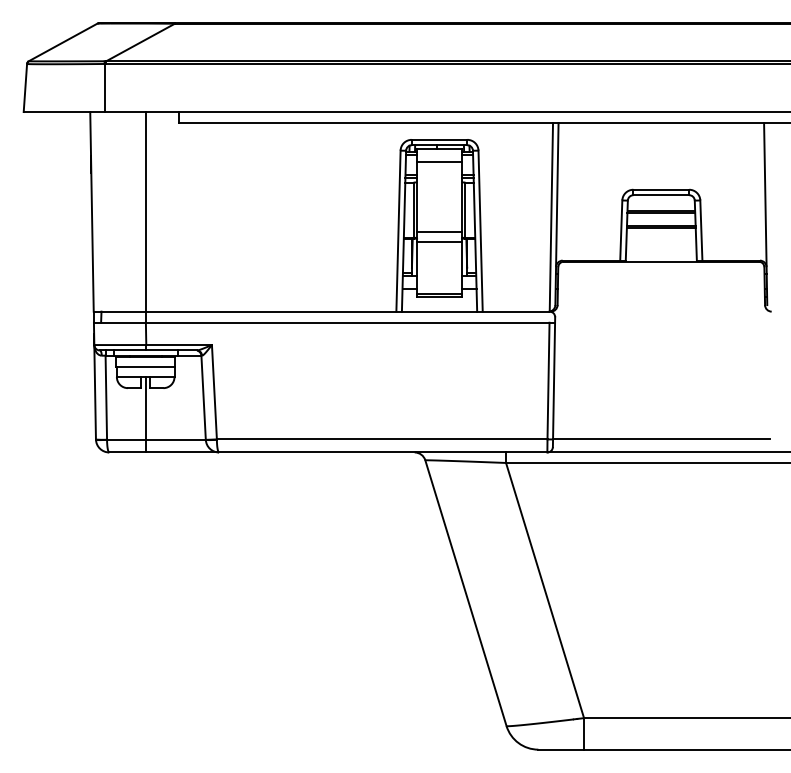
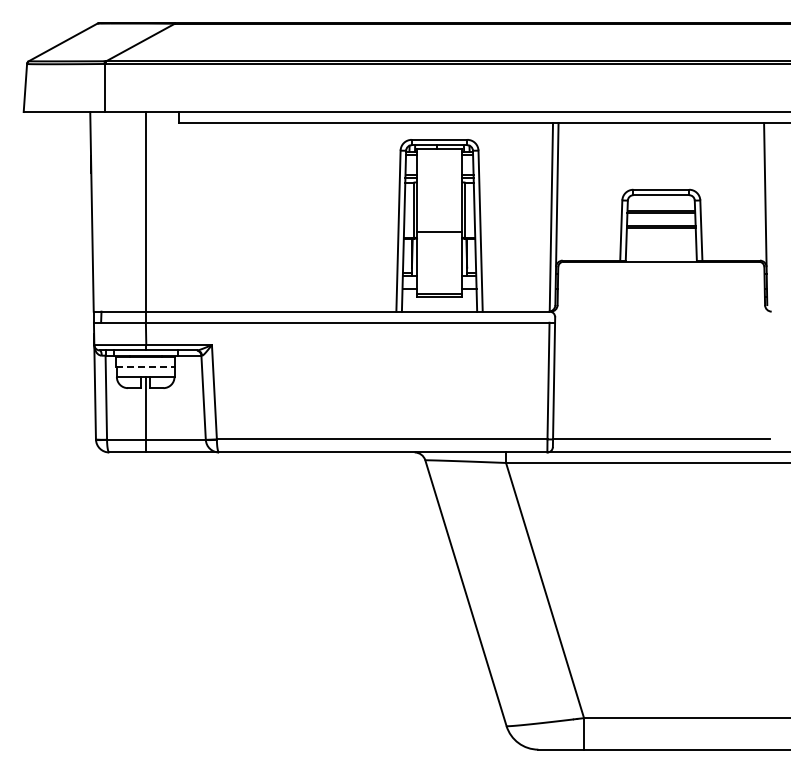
line: present -> none (439, 162)
line: present -> none (439, 241)
line: solid -> dashed (146, 367)
